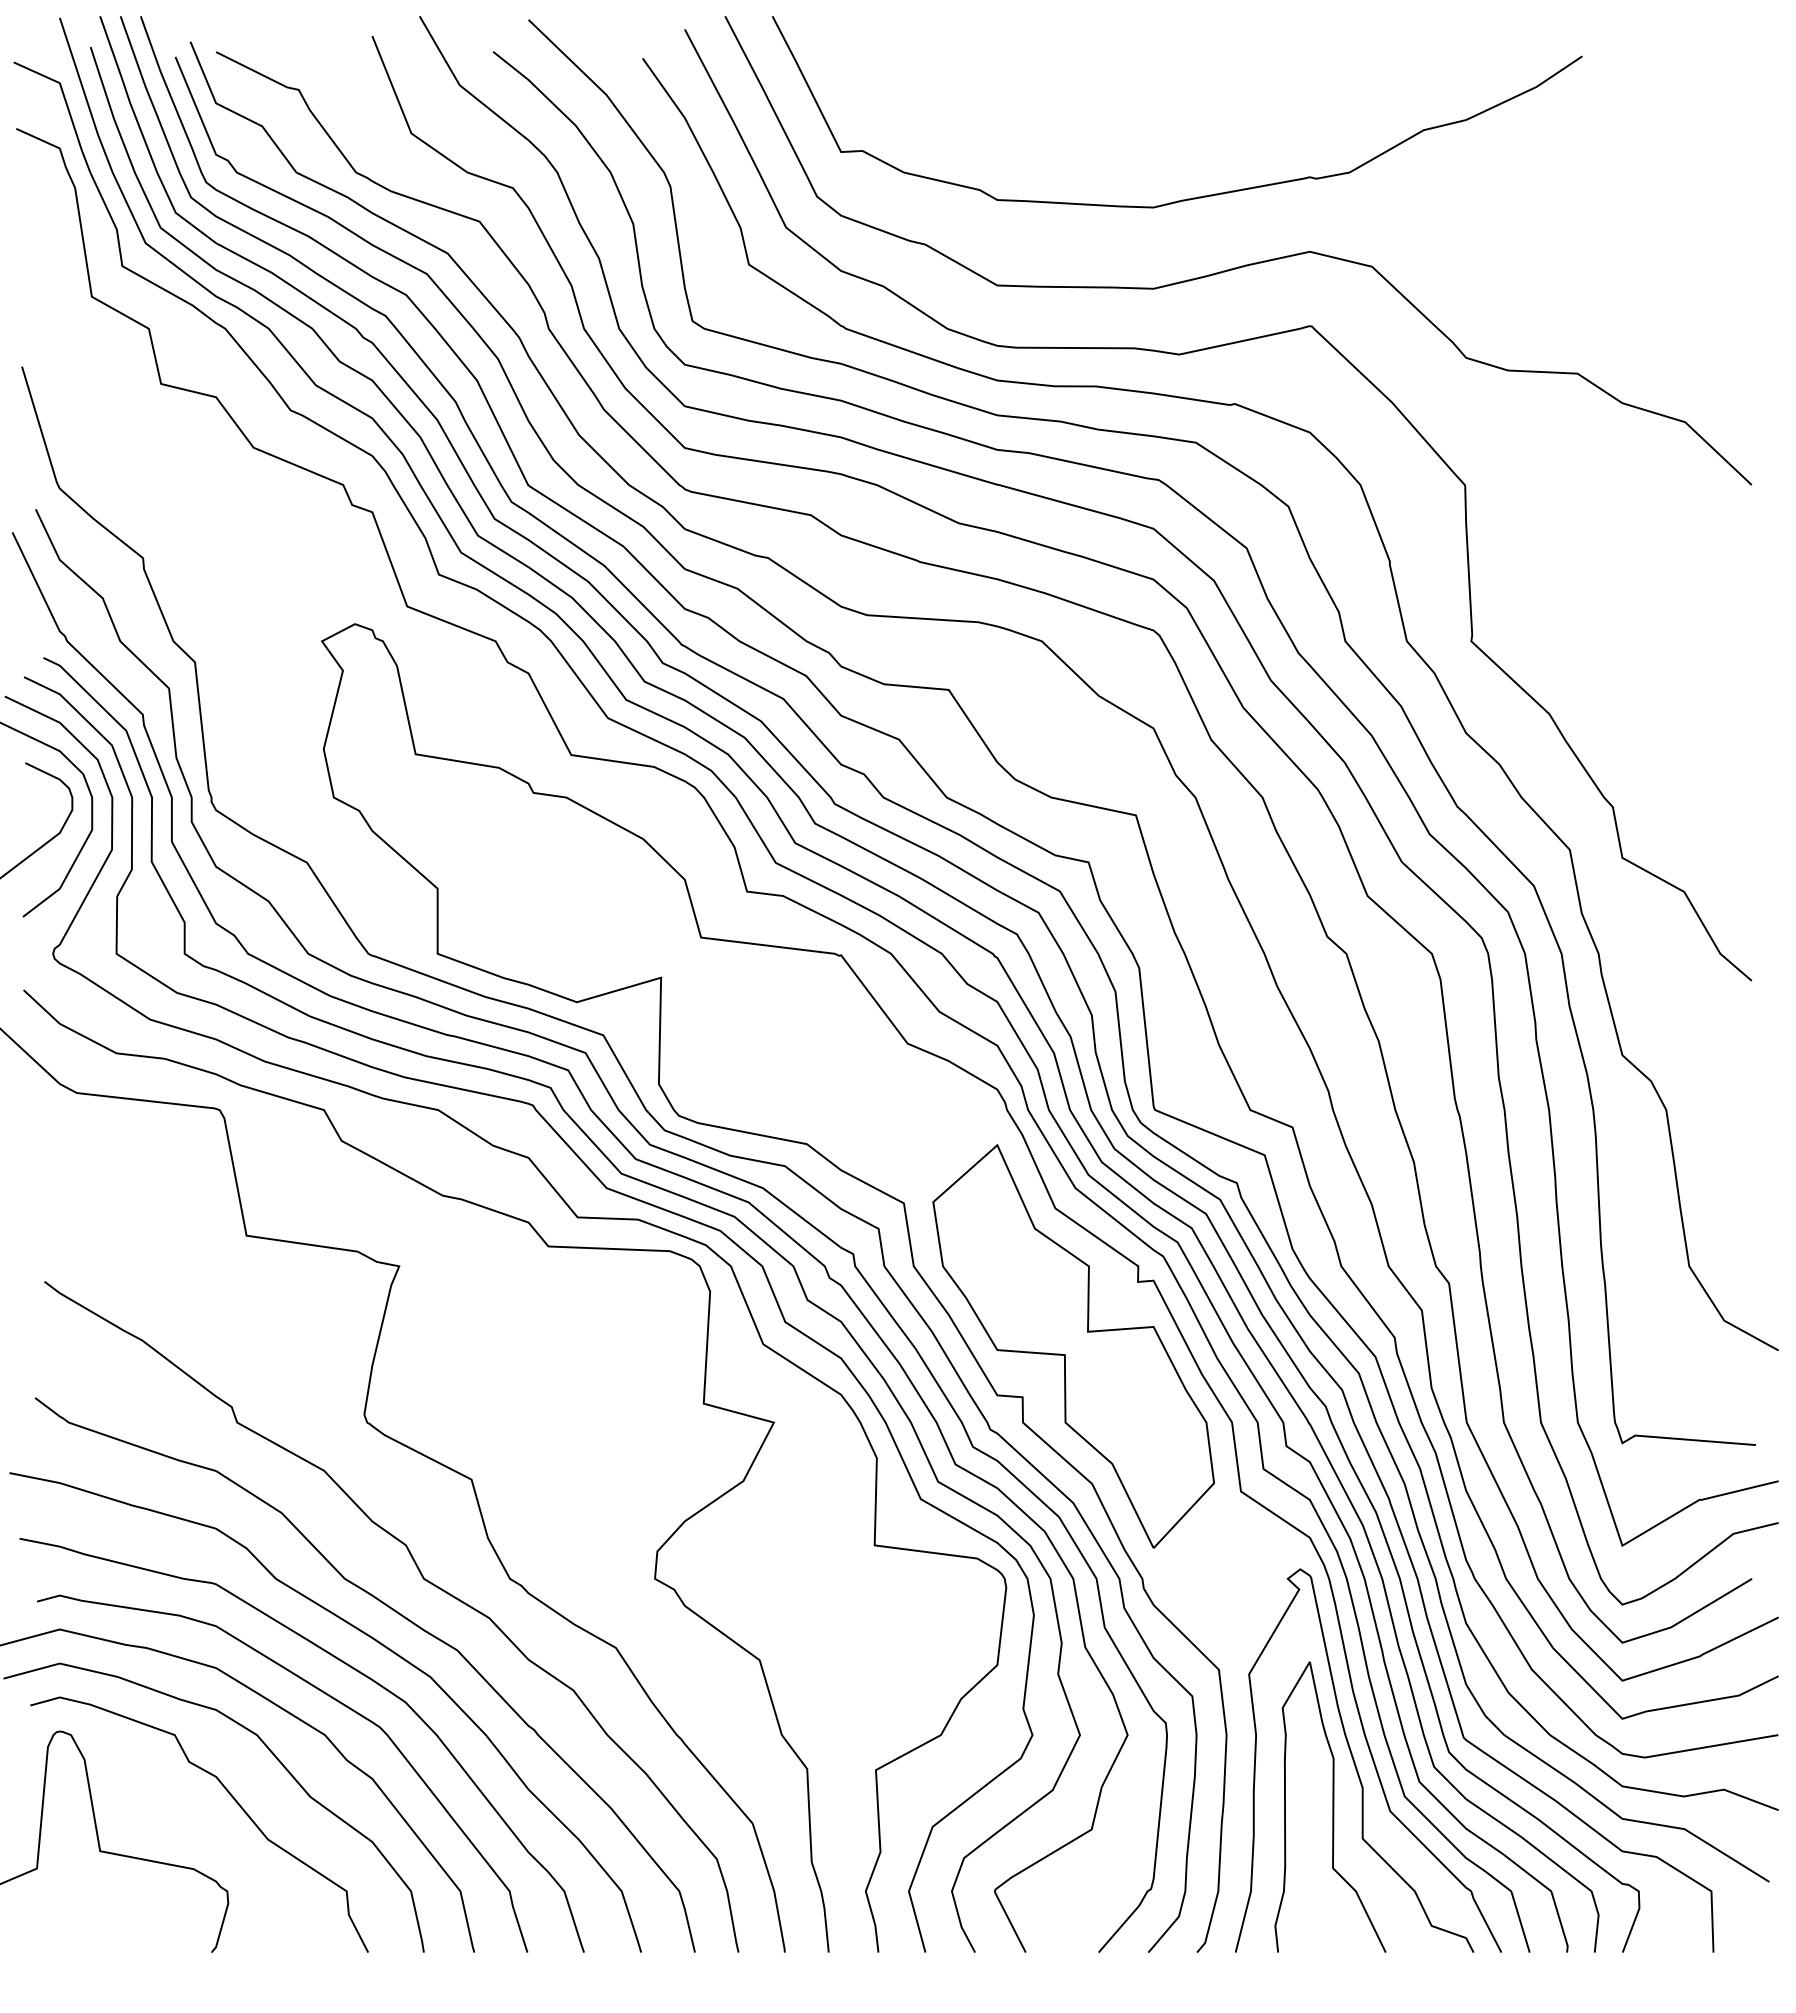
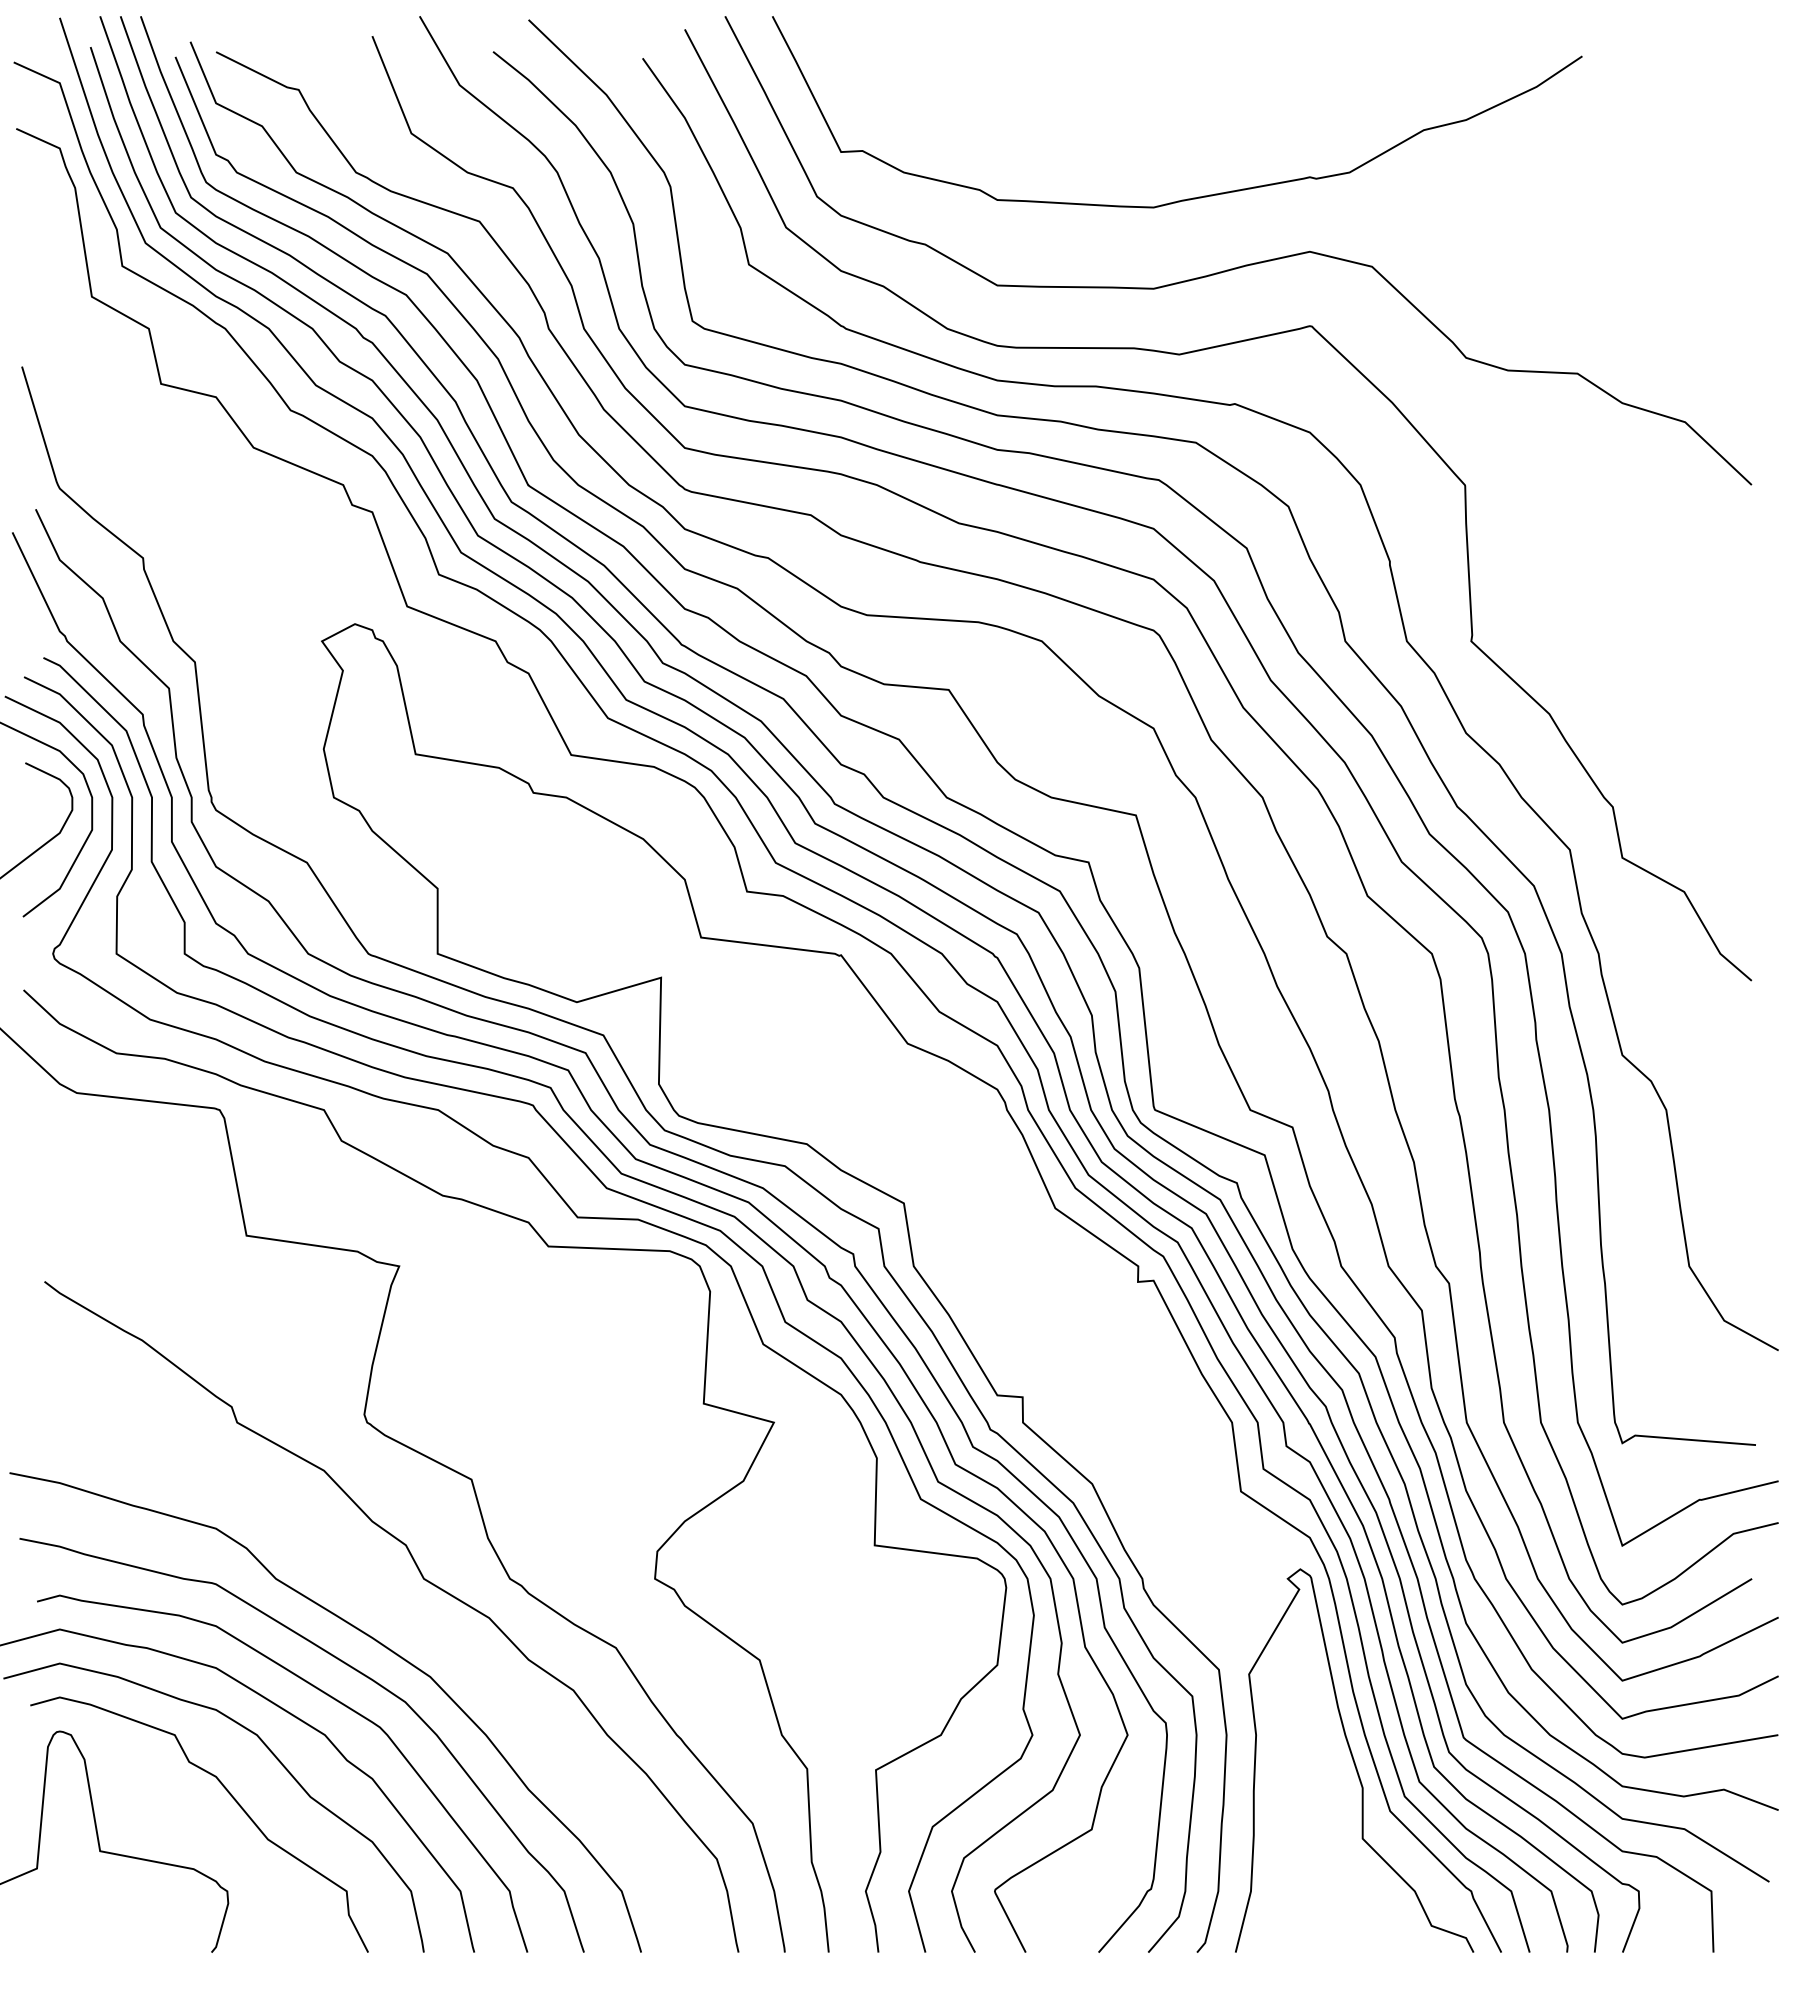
part: present -> none (1073, 1346)
curve: present -> none (401, 1616)
curve: present -> none (1332, 1806)
